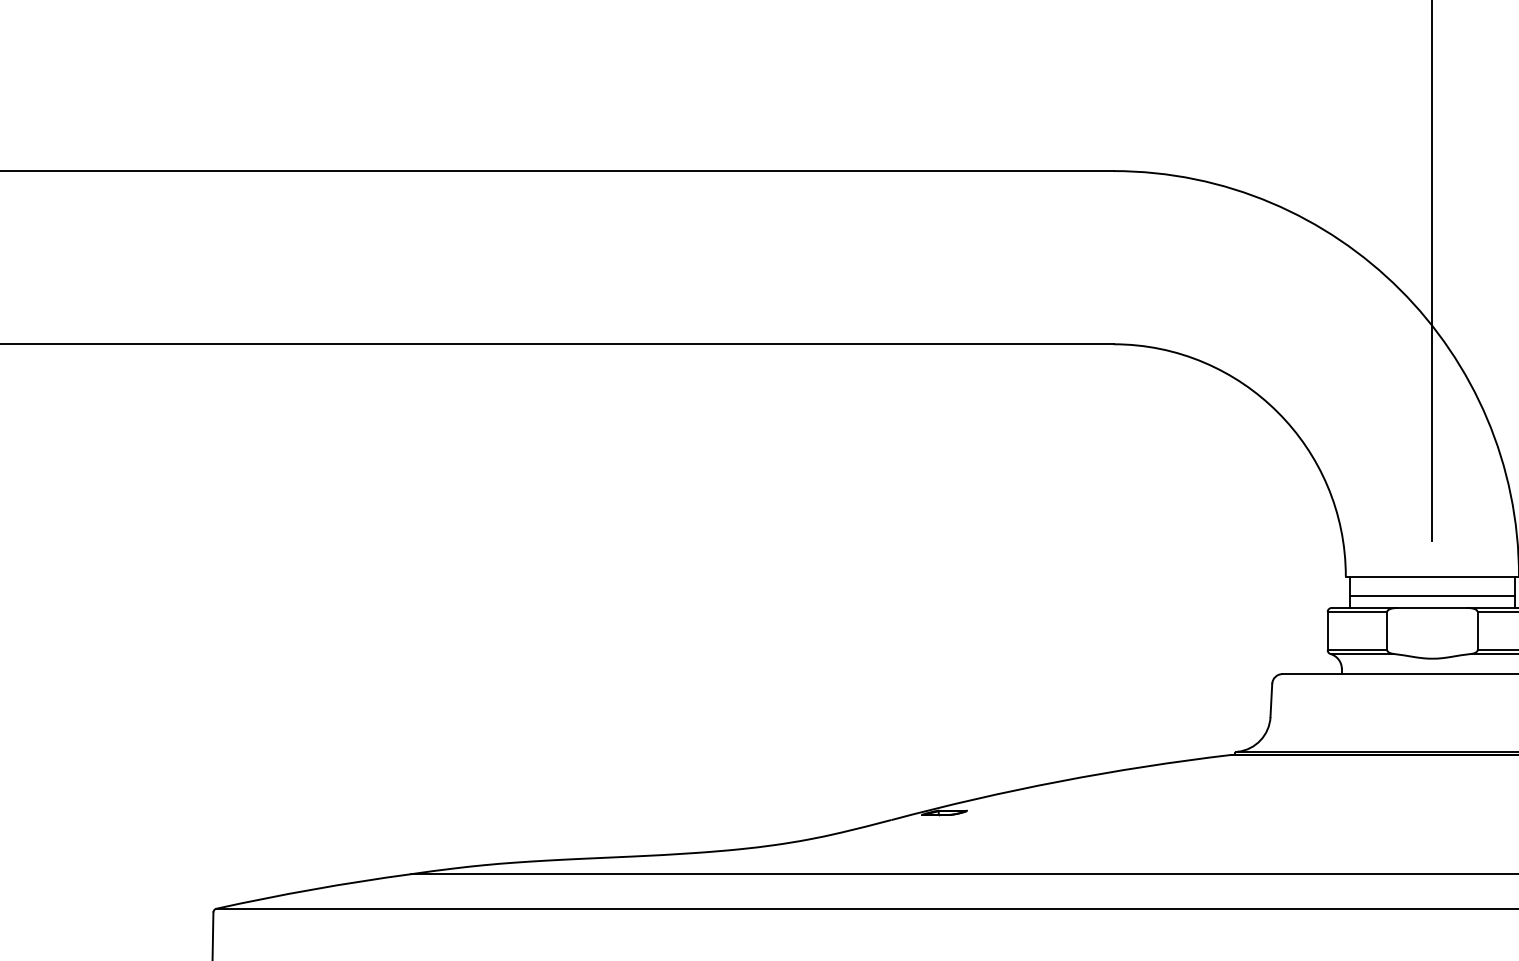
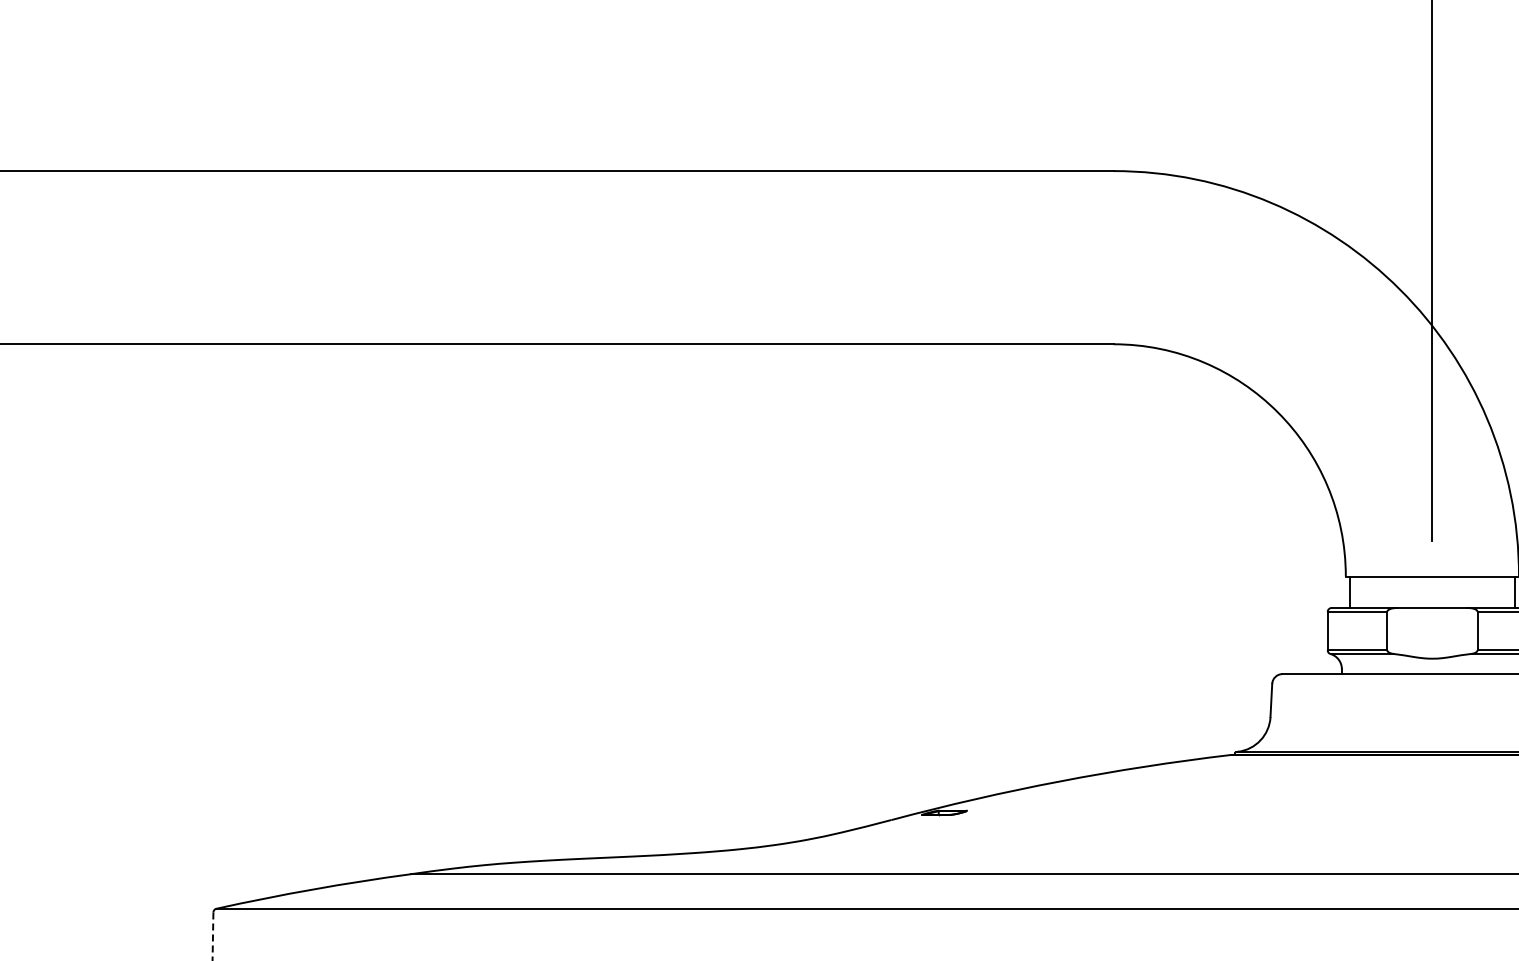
line: present -> none (1431, 596)
line: solid -> dashed (212, 936)
